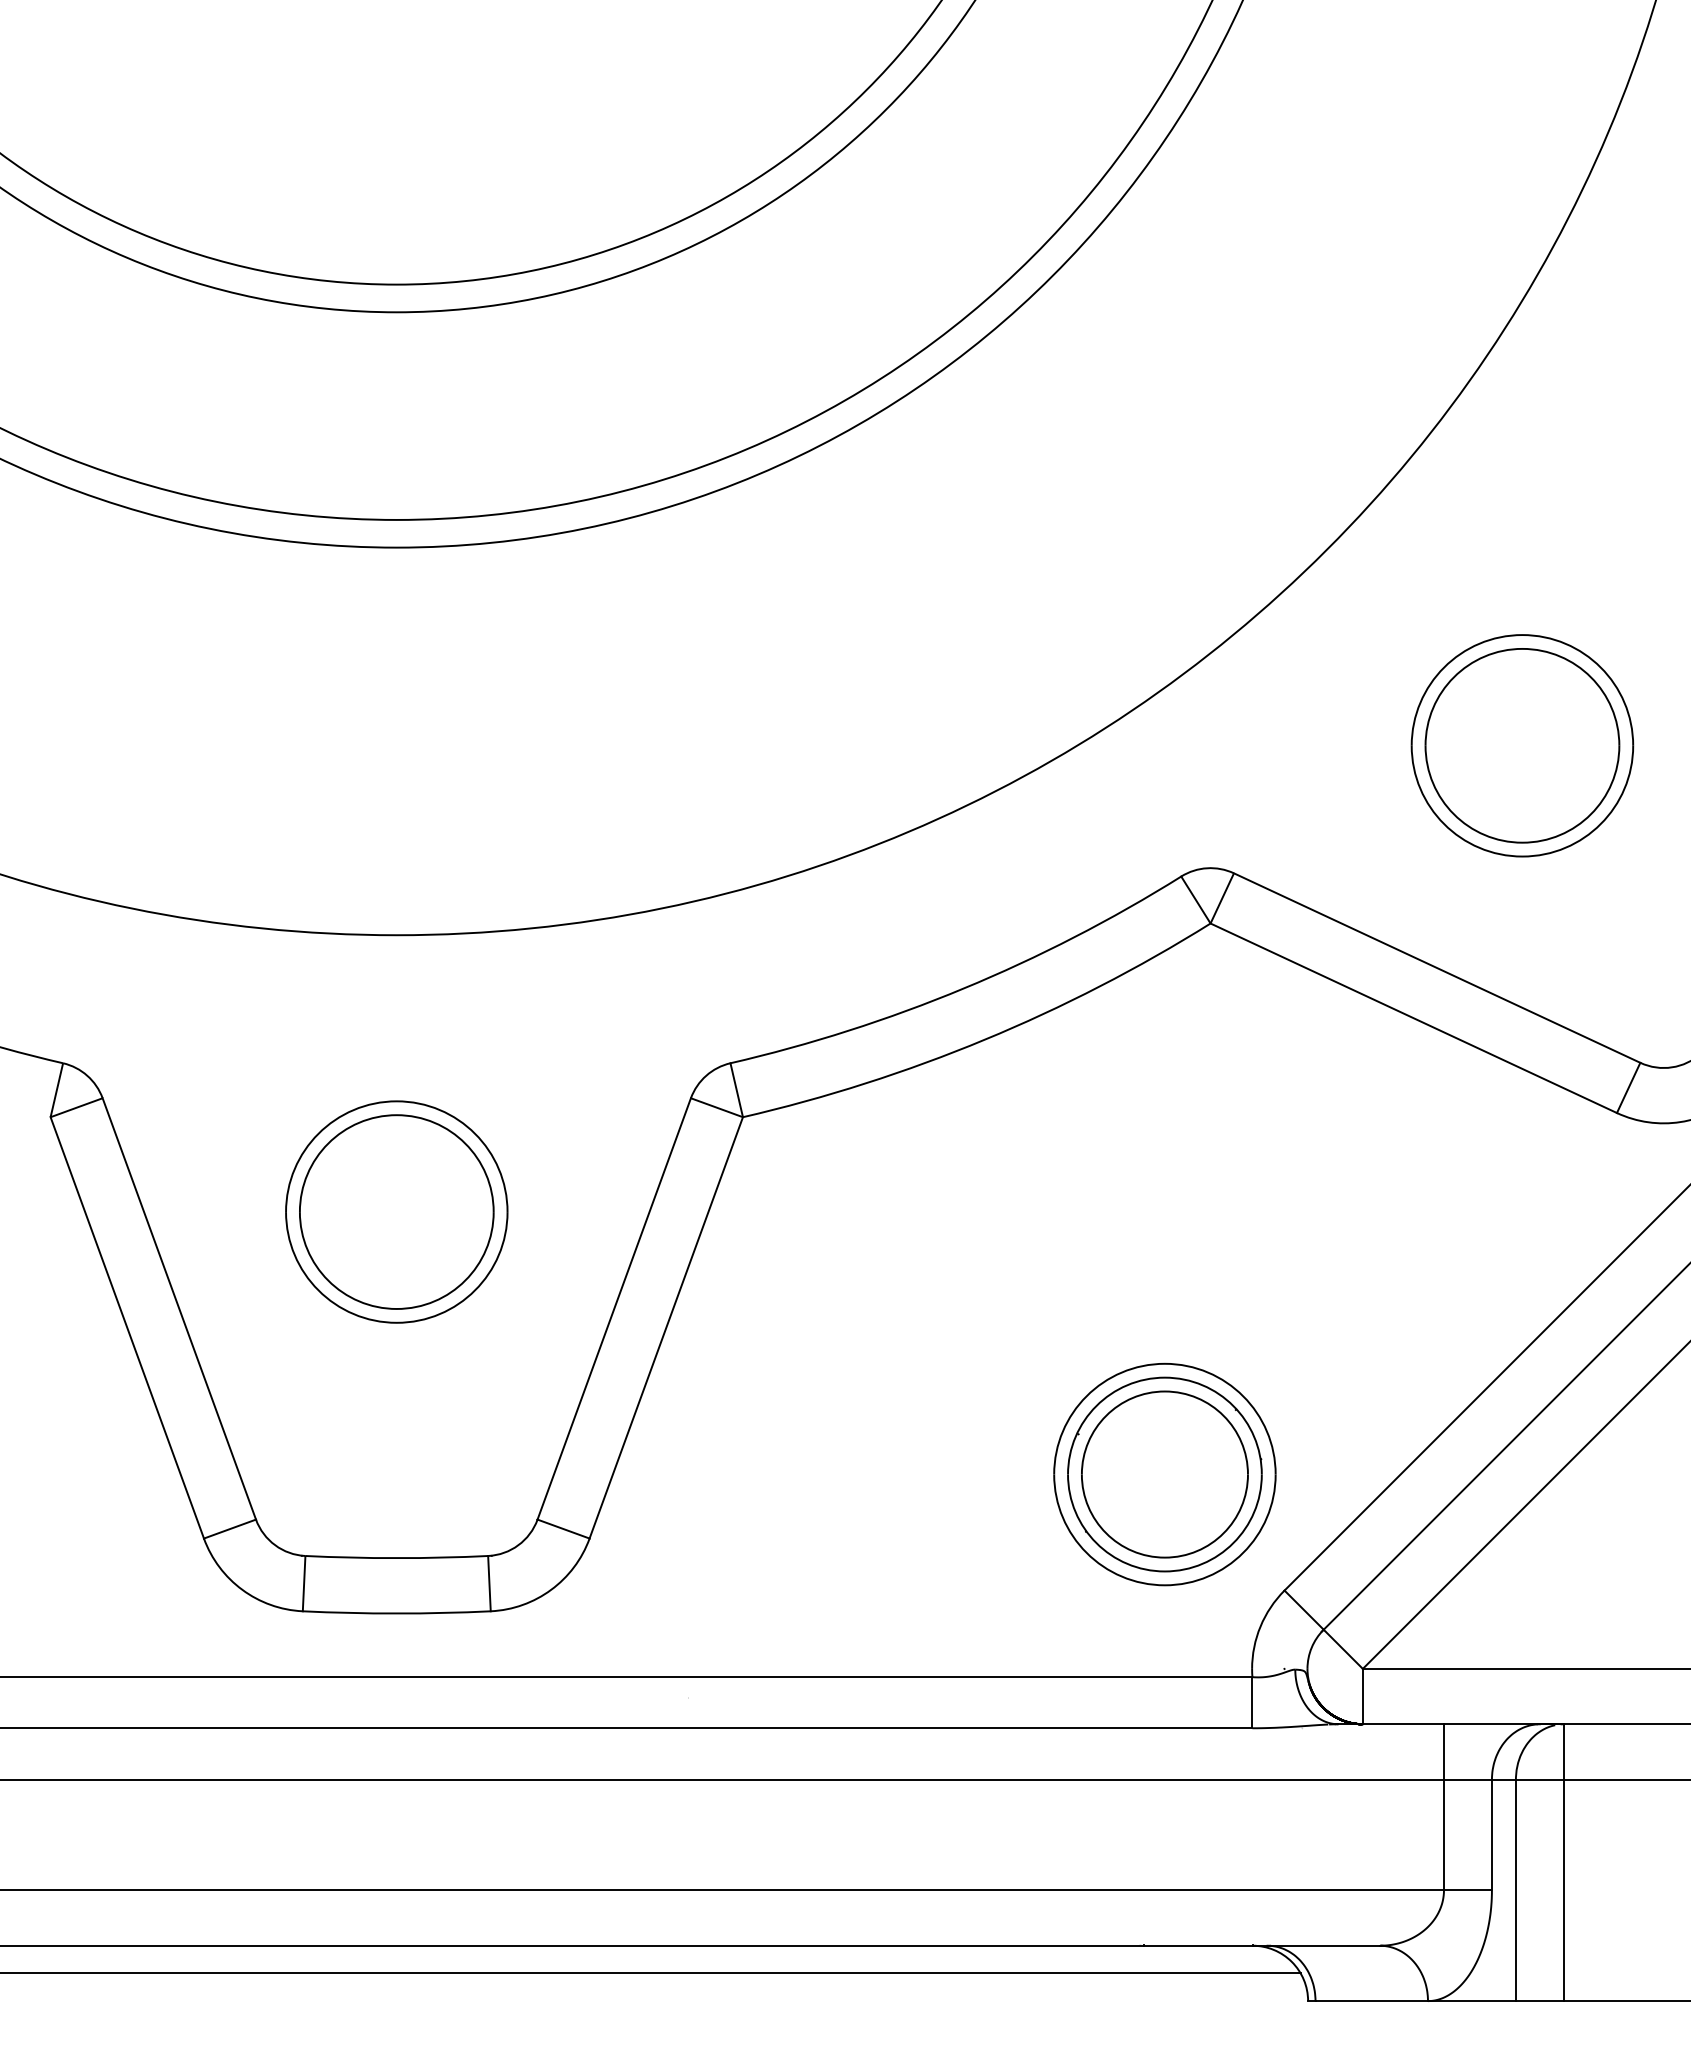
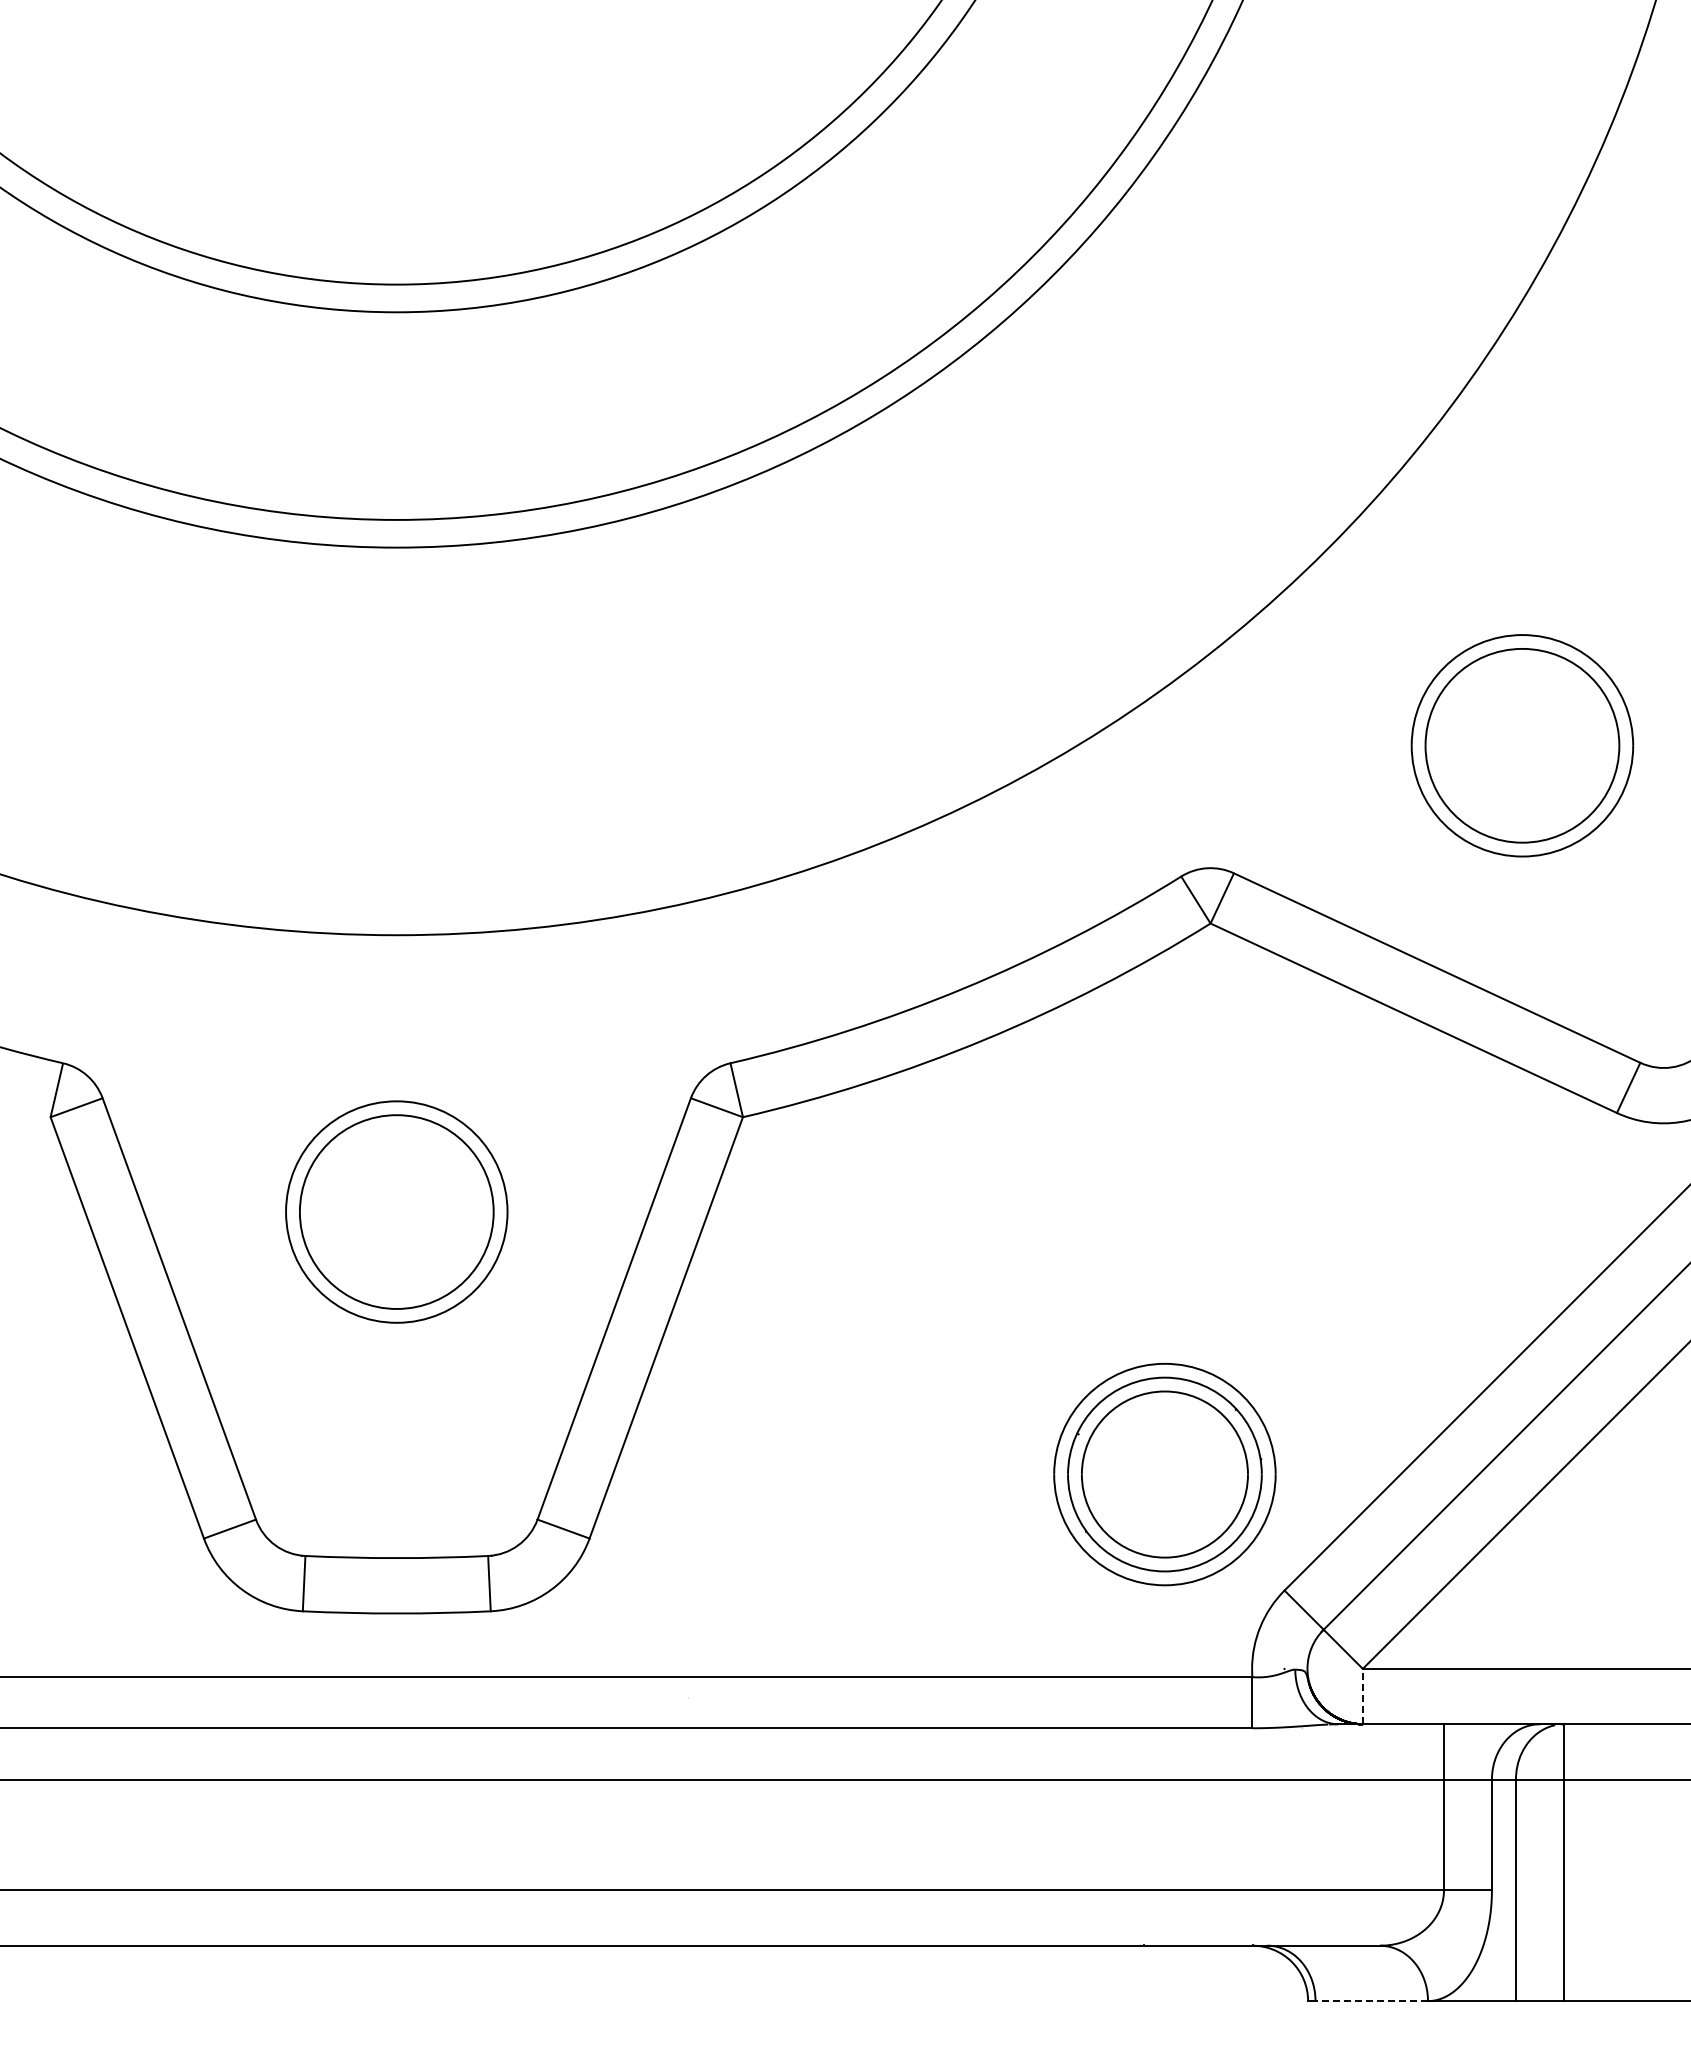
line: solid -> dashed (1362, 1696)
line: present -> none (651, 1973)
line: solid -> dashed (1371, 2001)
